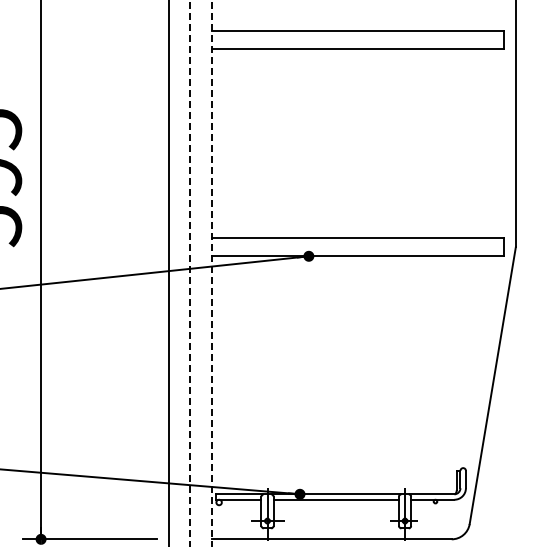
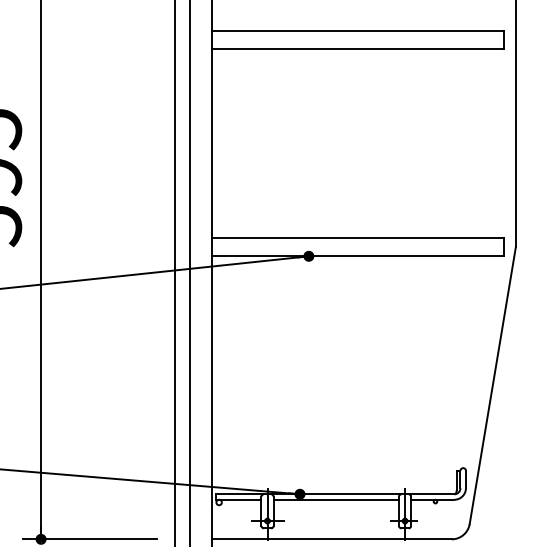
line position: (169, 272) -> (175, 272) (175, 272)
line: dashed -> solid (189, 273)
line: dashed -> solid (211, 273)
